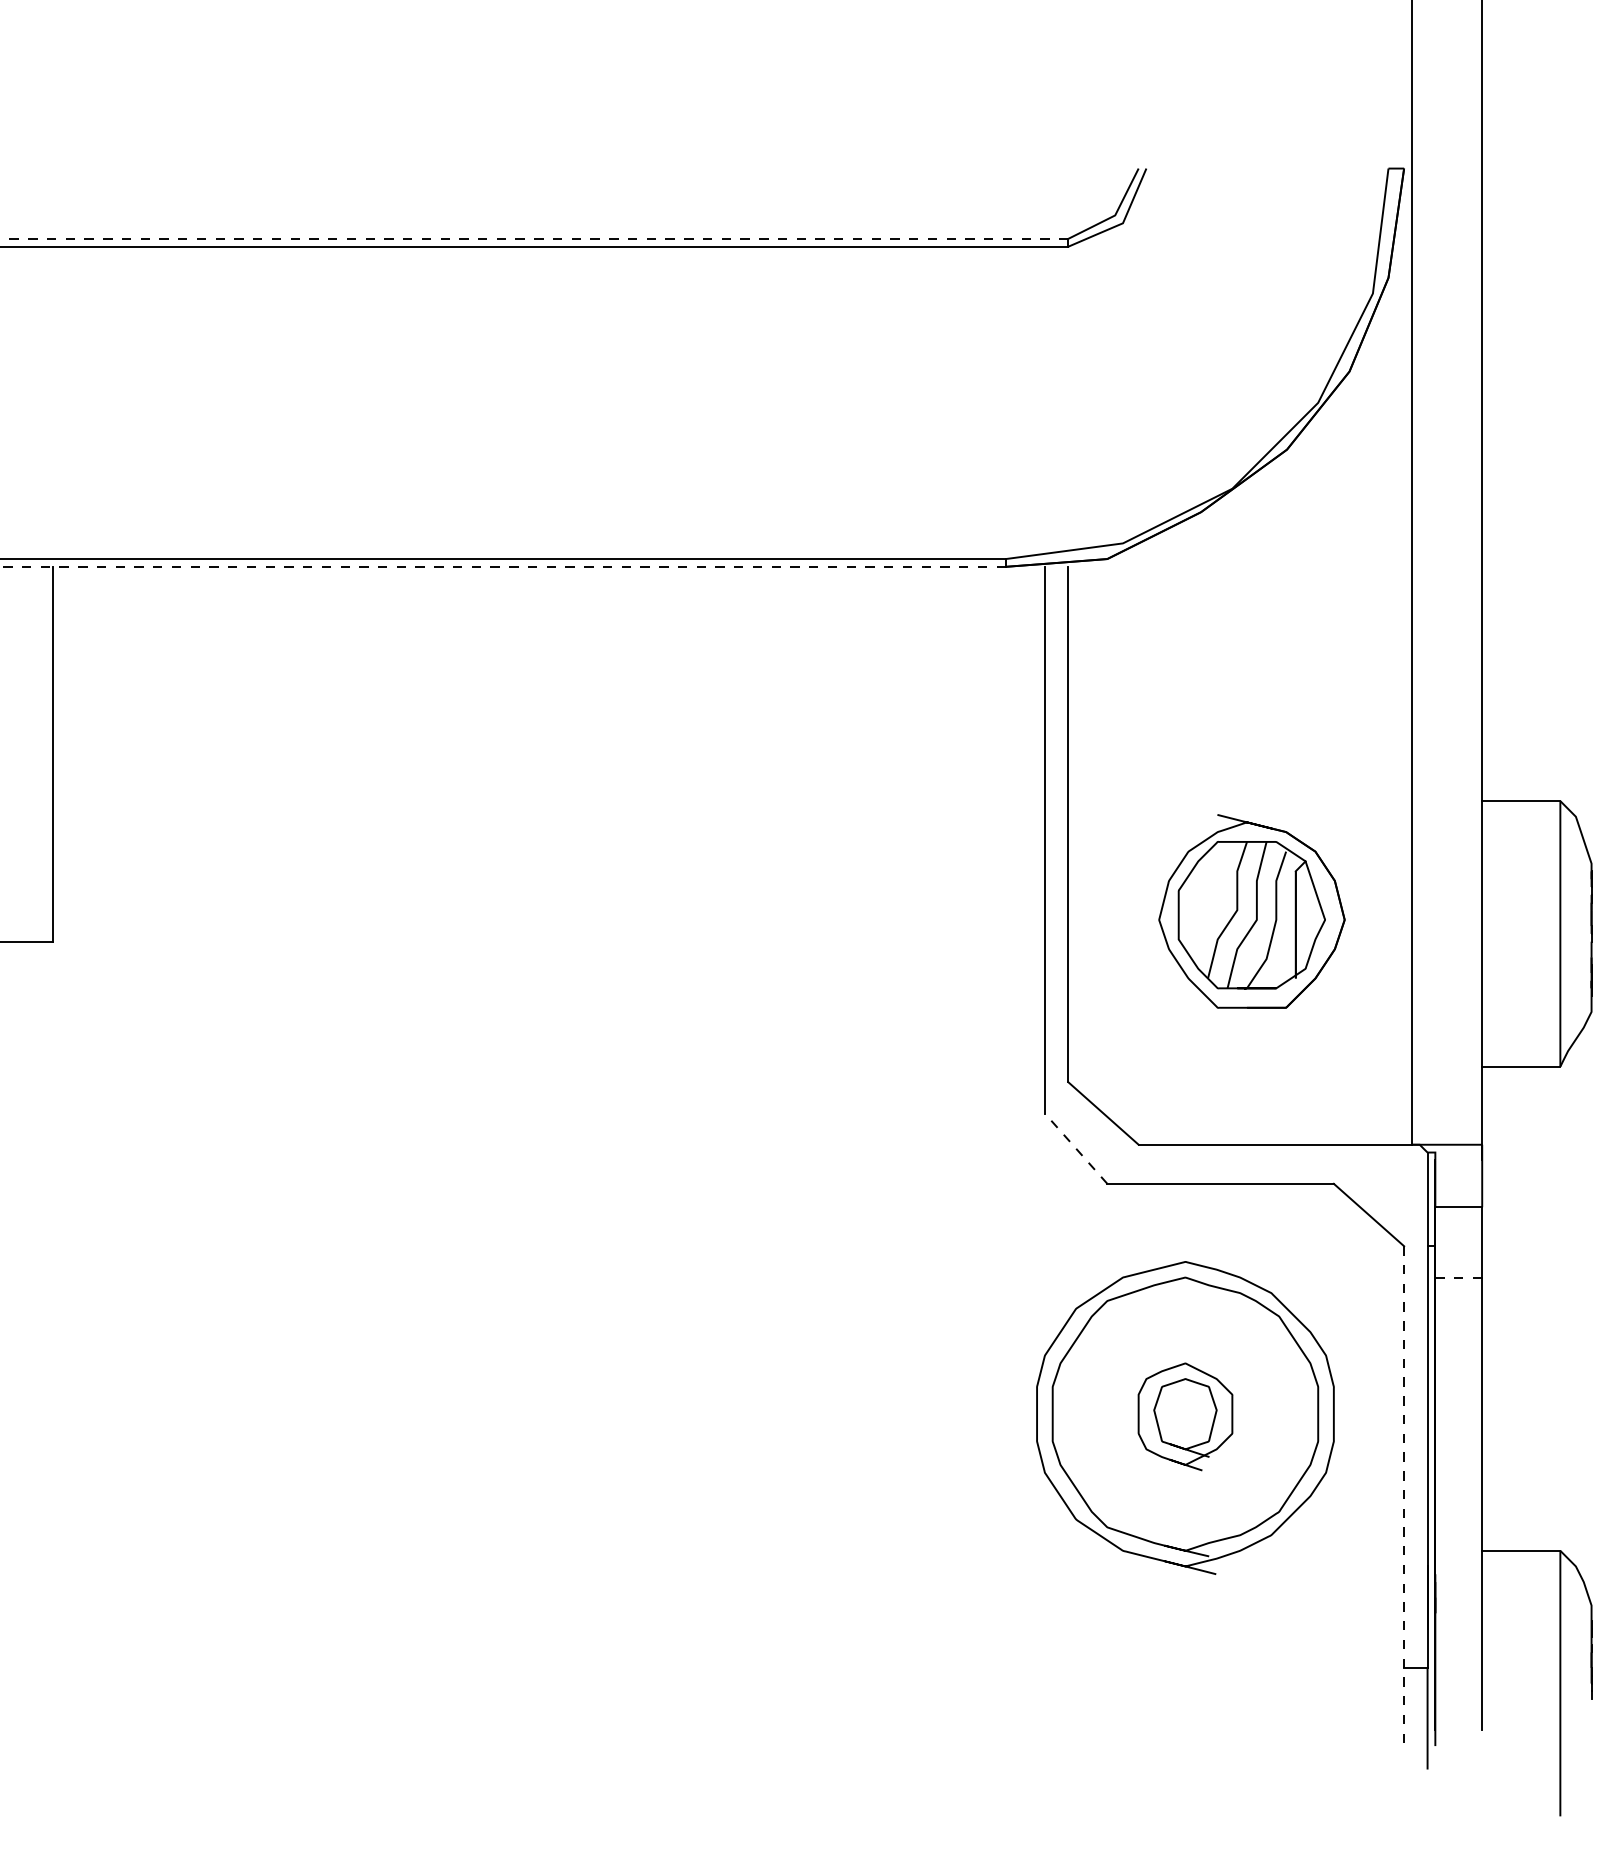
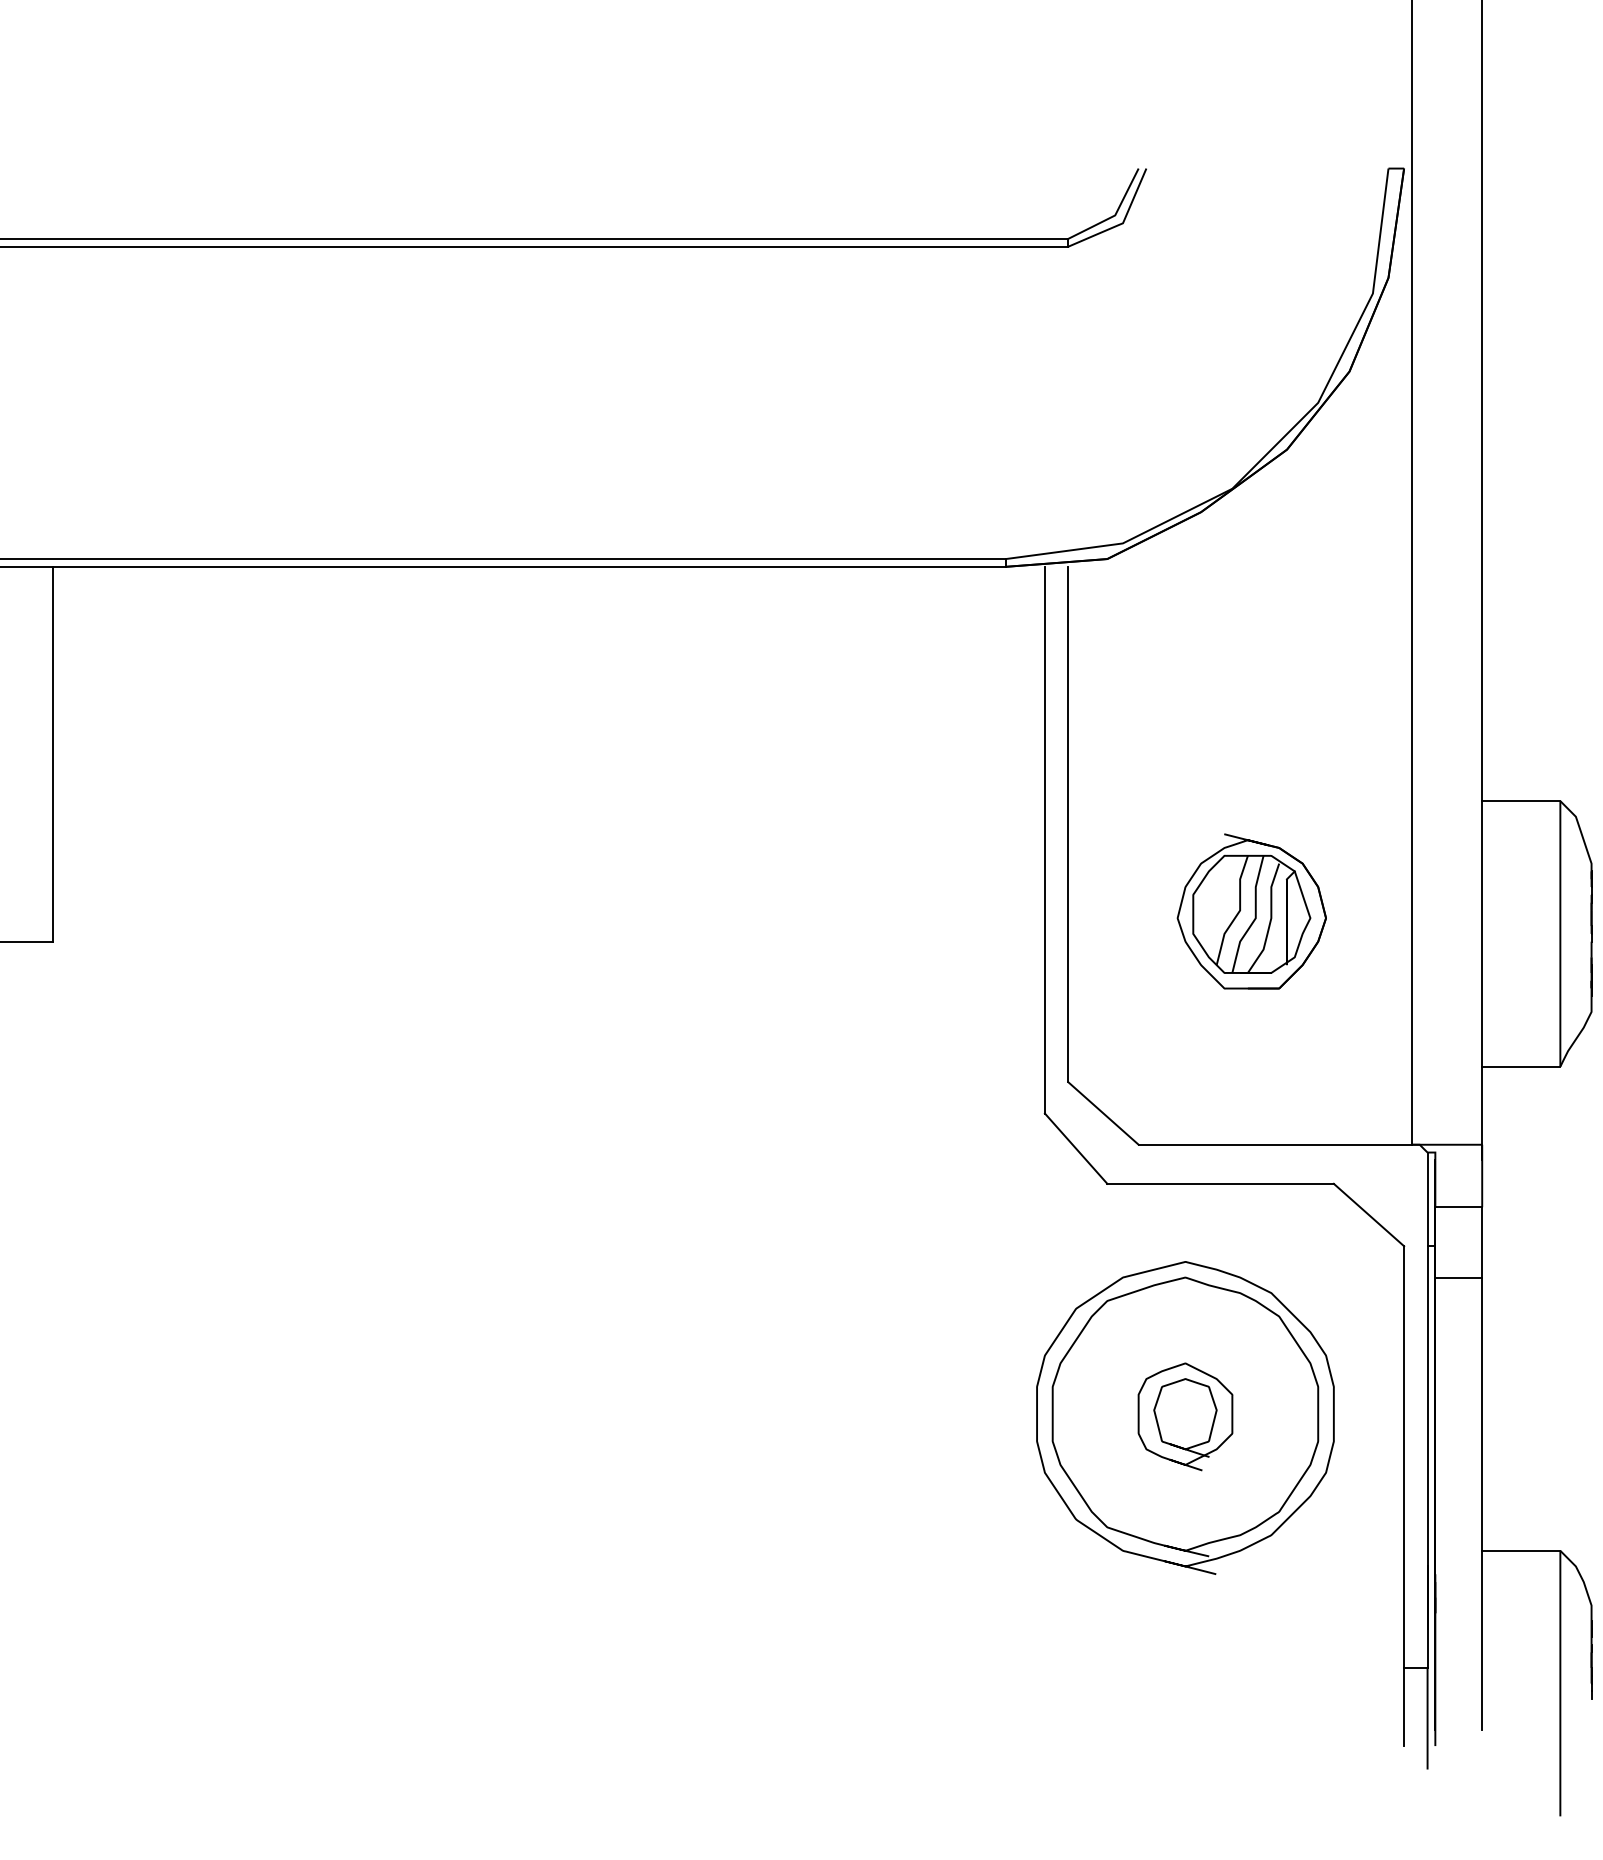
line: dashed -> solid (533, 238)
line: dashed -> solid (503, 566)
part size: 188x195 px -> 151x157 px (1251, 911)
line: dashed -> solid (1076, 1148)
line: dashed -> solid (1459, 1277)
line: dashed -> solid (1404, 1496)
